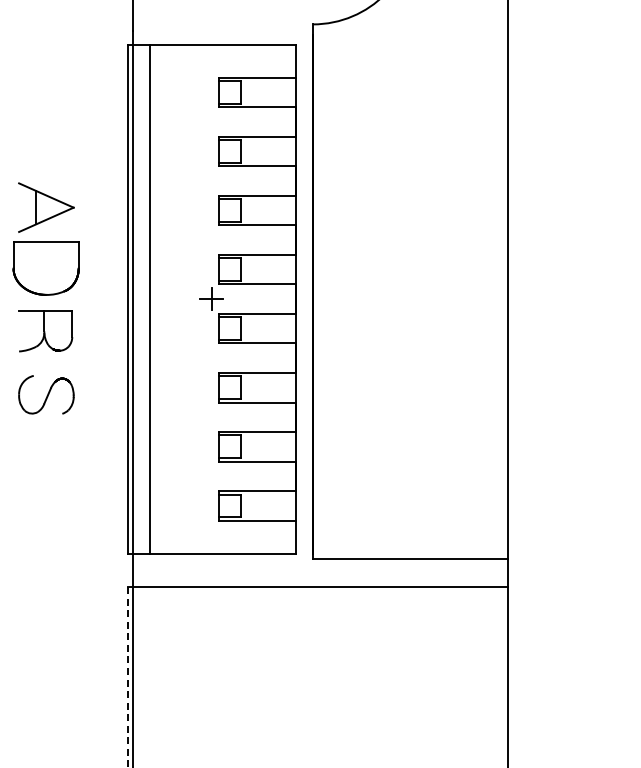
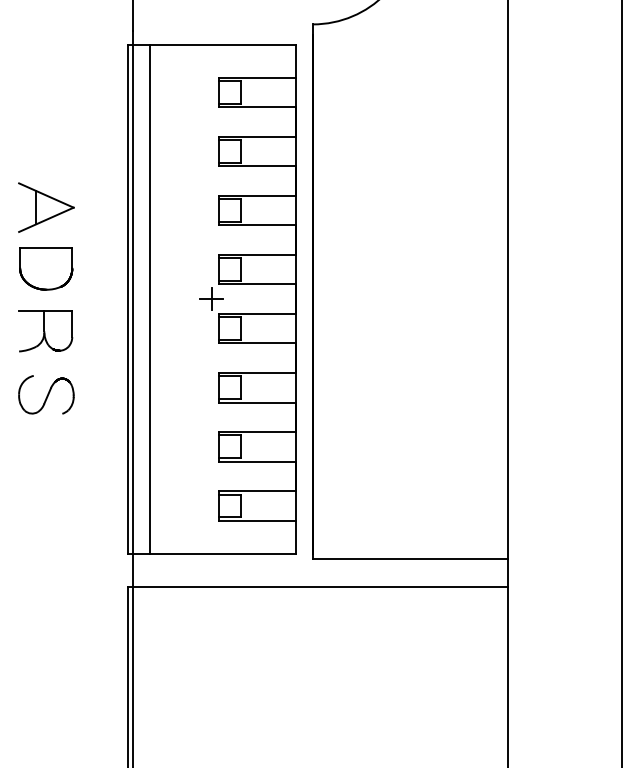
part size: 68x55 px -> 55x44 px (46, 268)
line: none -> present (621, 383)
line: dashed -> solid (127, 677)
